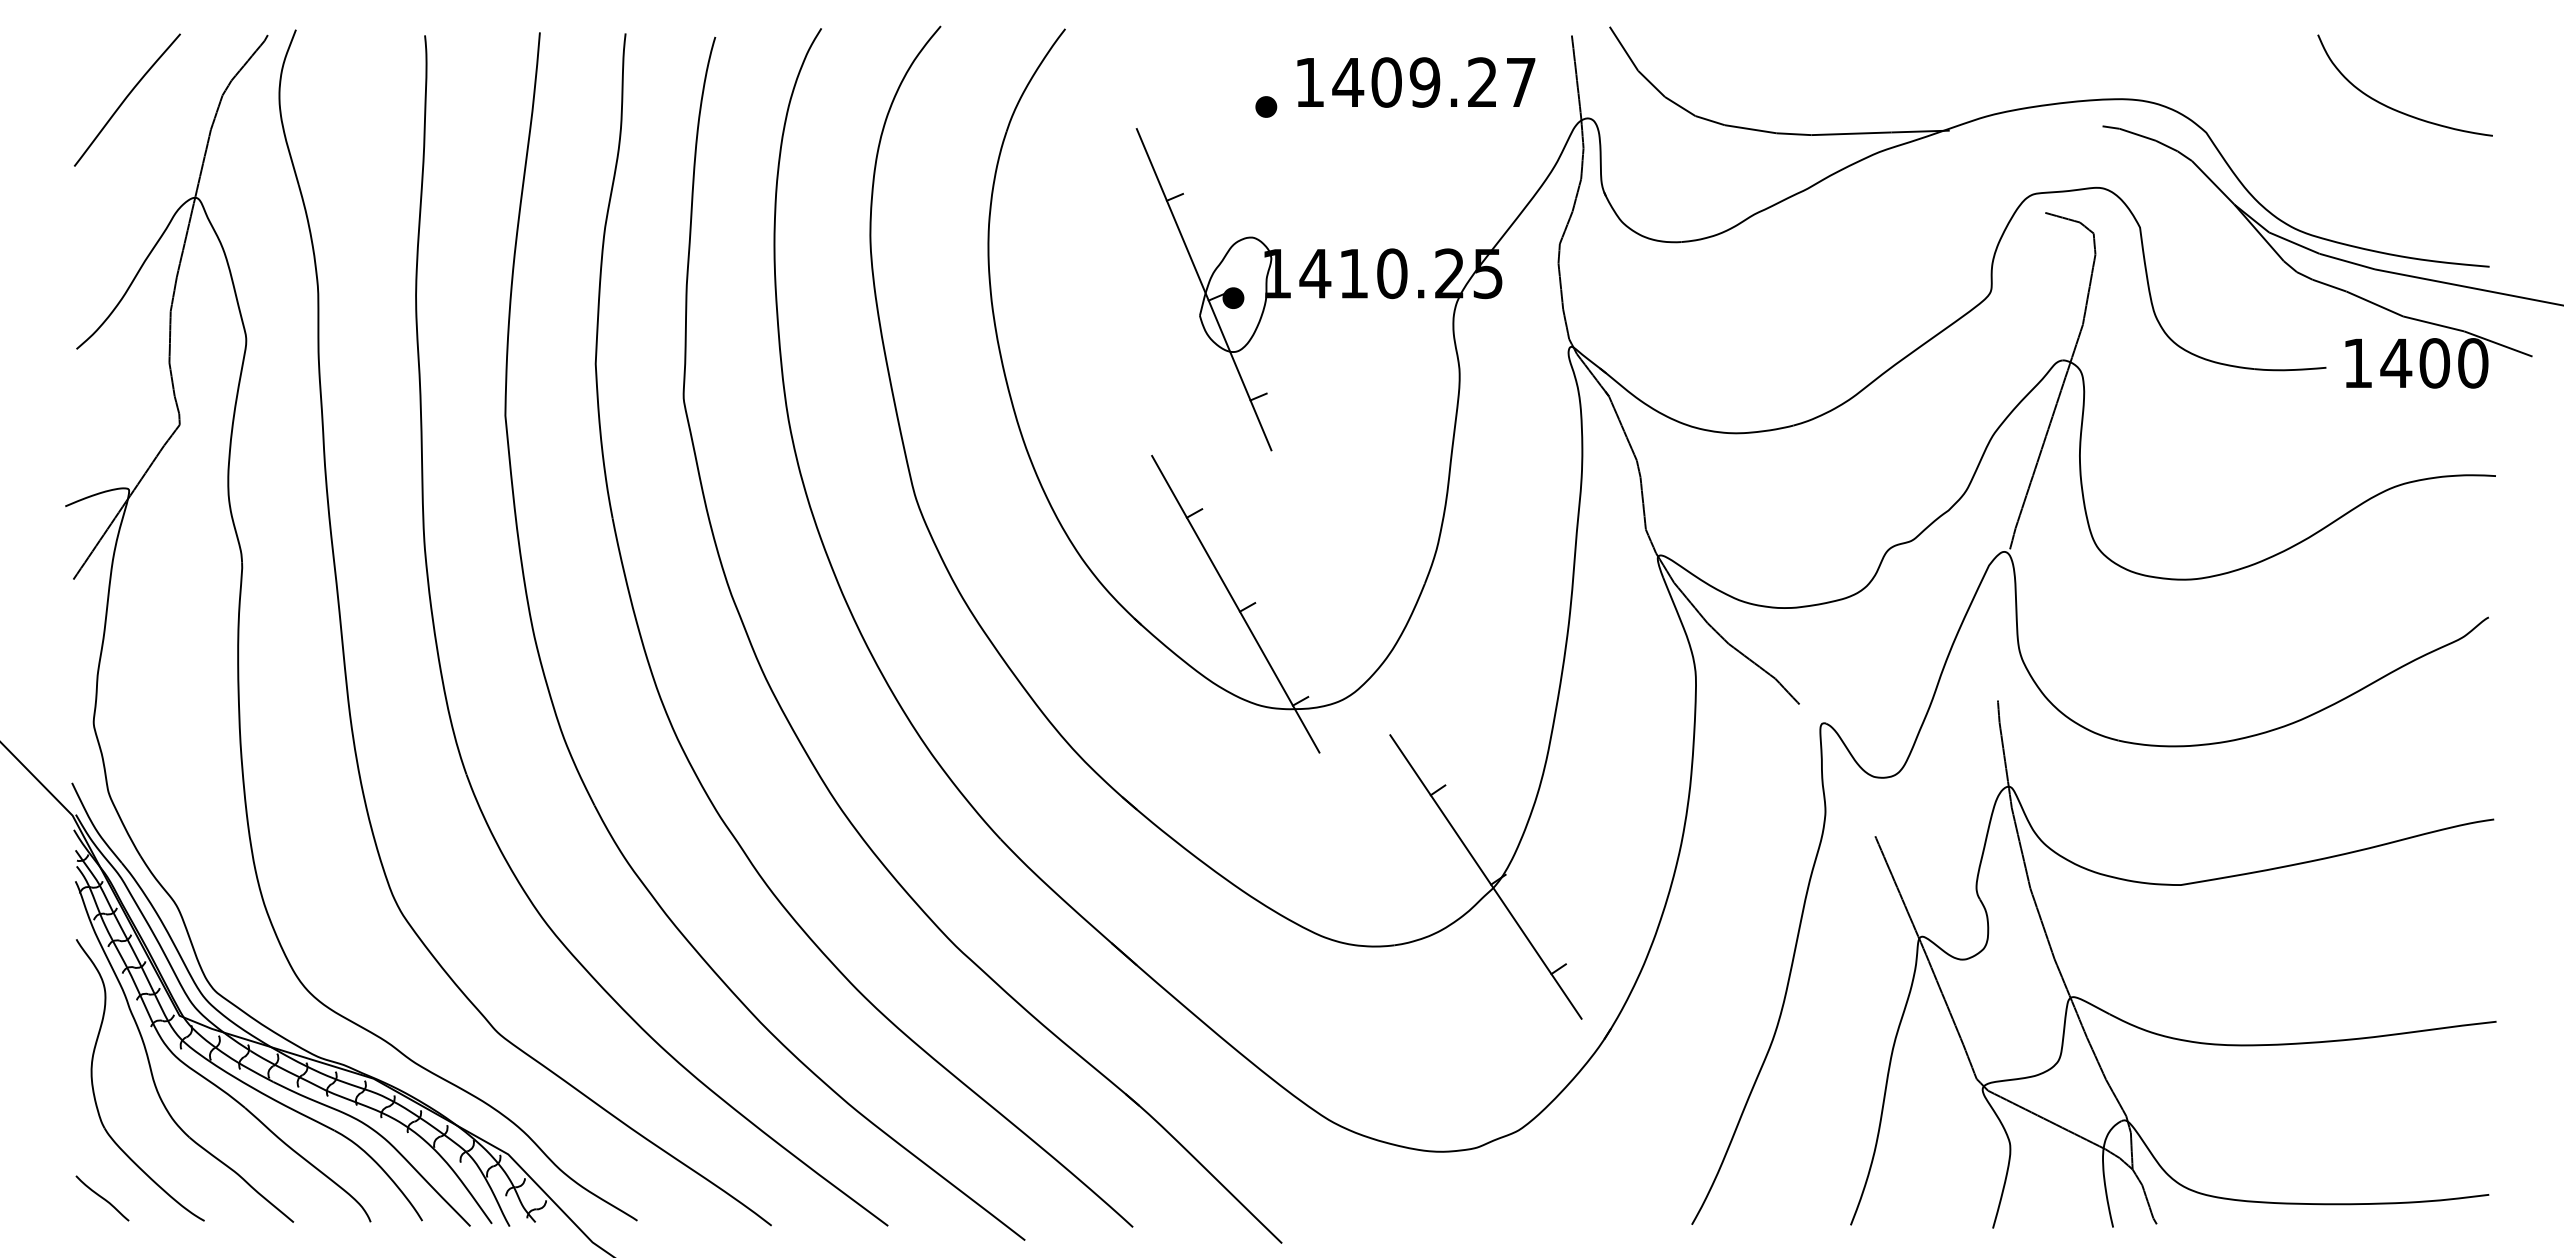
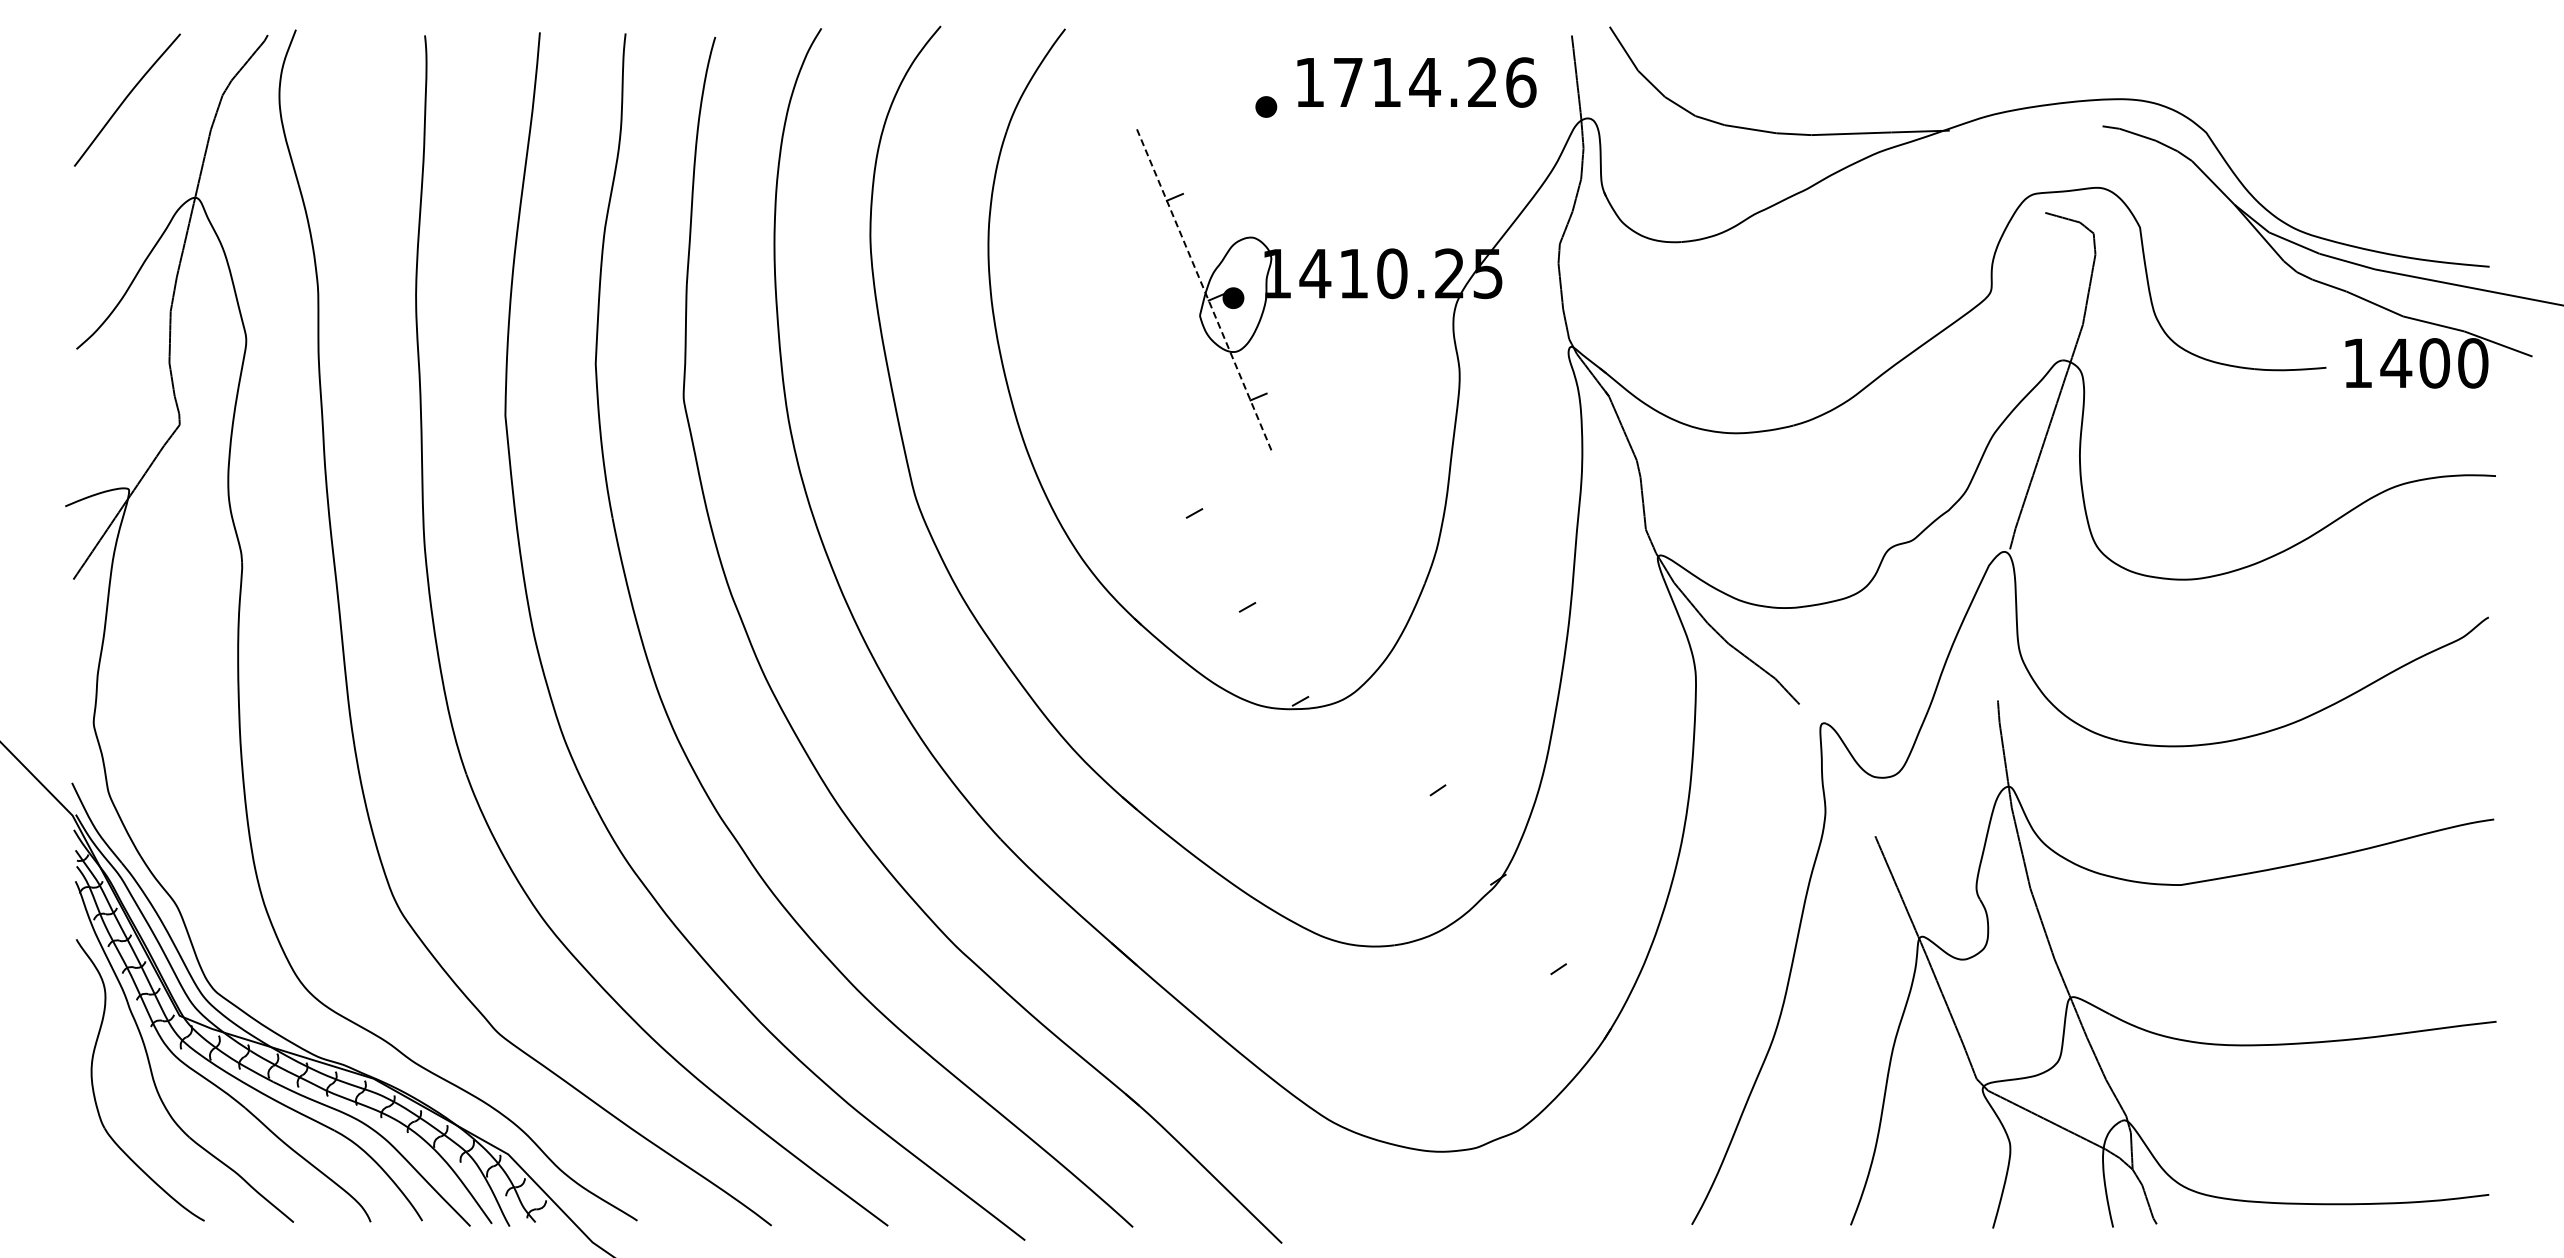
text: 1409.27 -> 1714.26 (1434, 82)
curve: present -> none (2394, 108)
line: solid -> dashed (1203, 289)
line: present -> none (1235, 603)
line: present -> none (1485, 876)
curve: present -> none (102, 1198)
